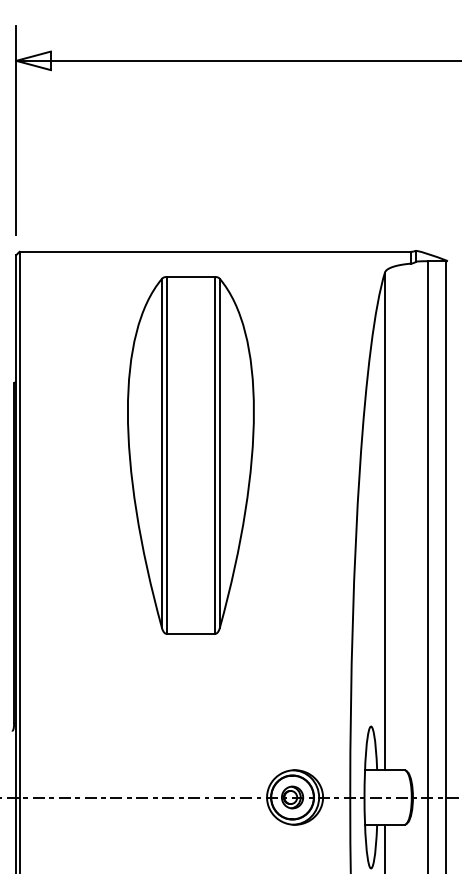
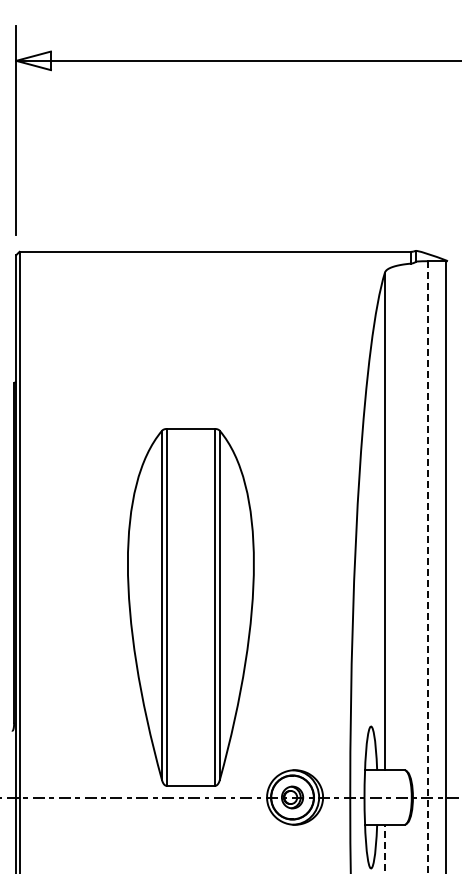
part position: (190, 455) -> (190, 607) (190, 607)
line: solid -> dashed (428, 568)
line: solid -> dashed (384, 848)
